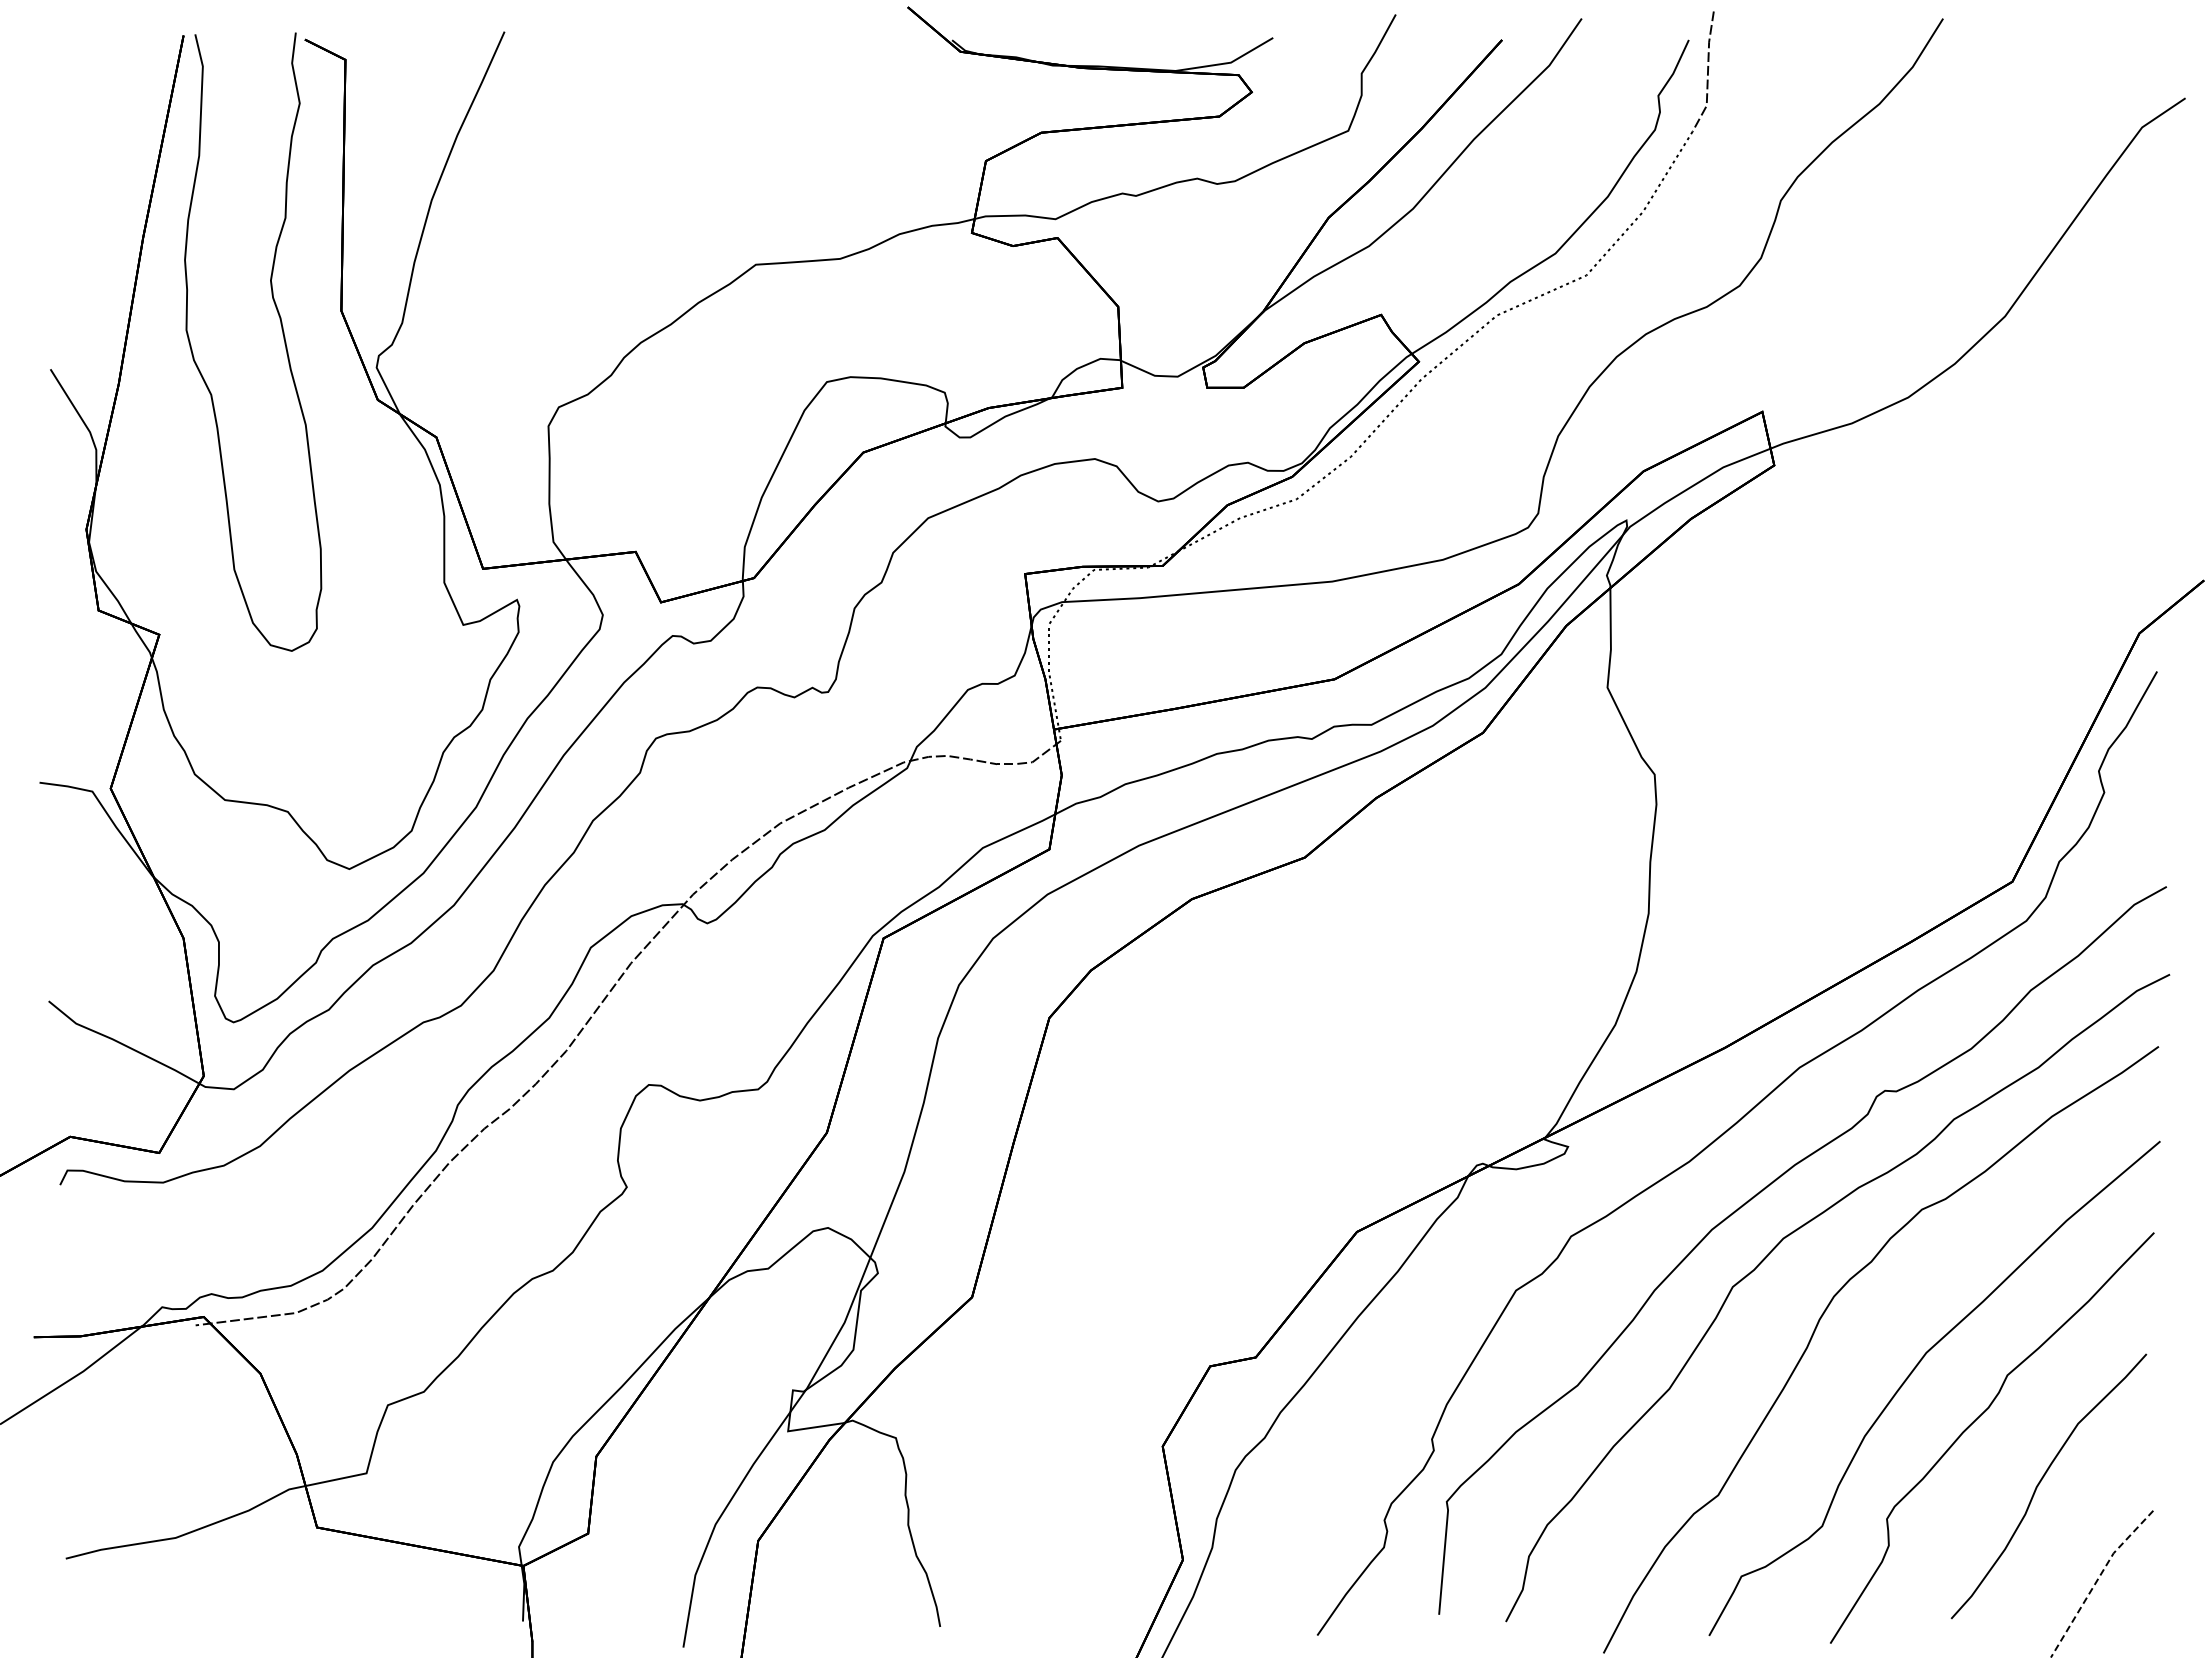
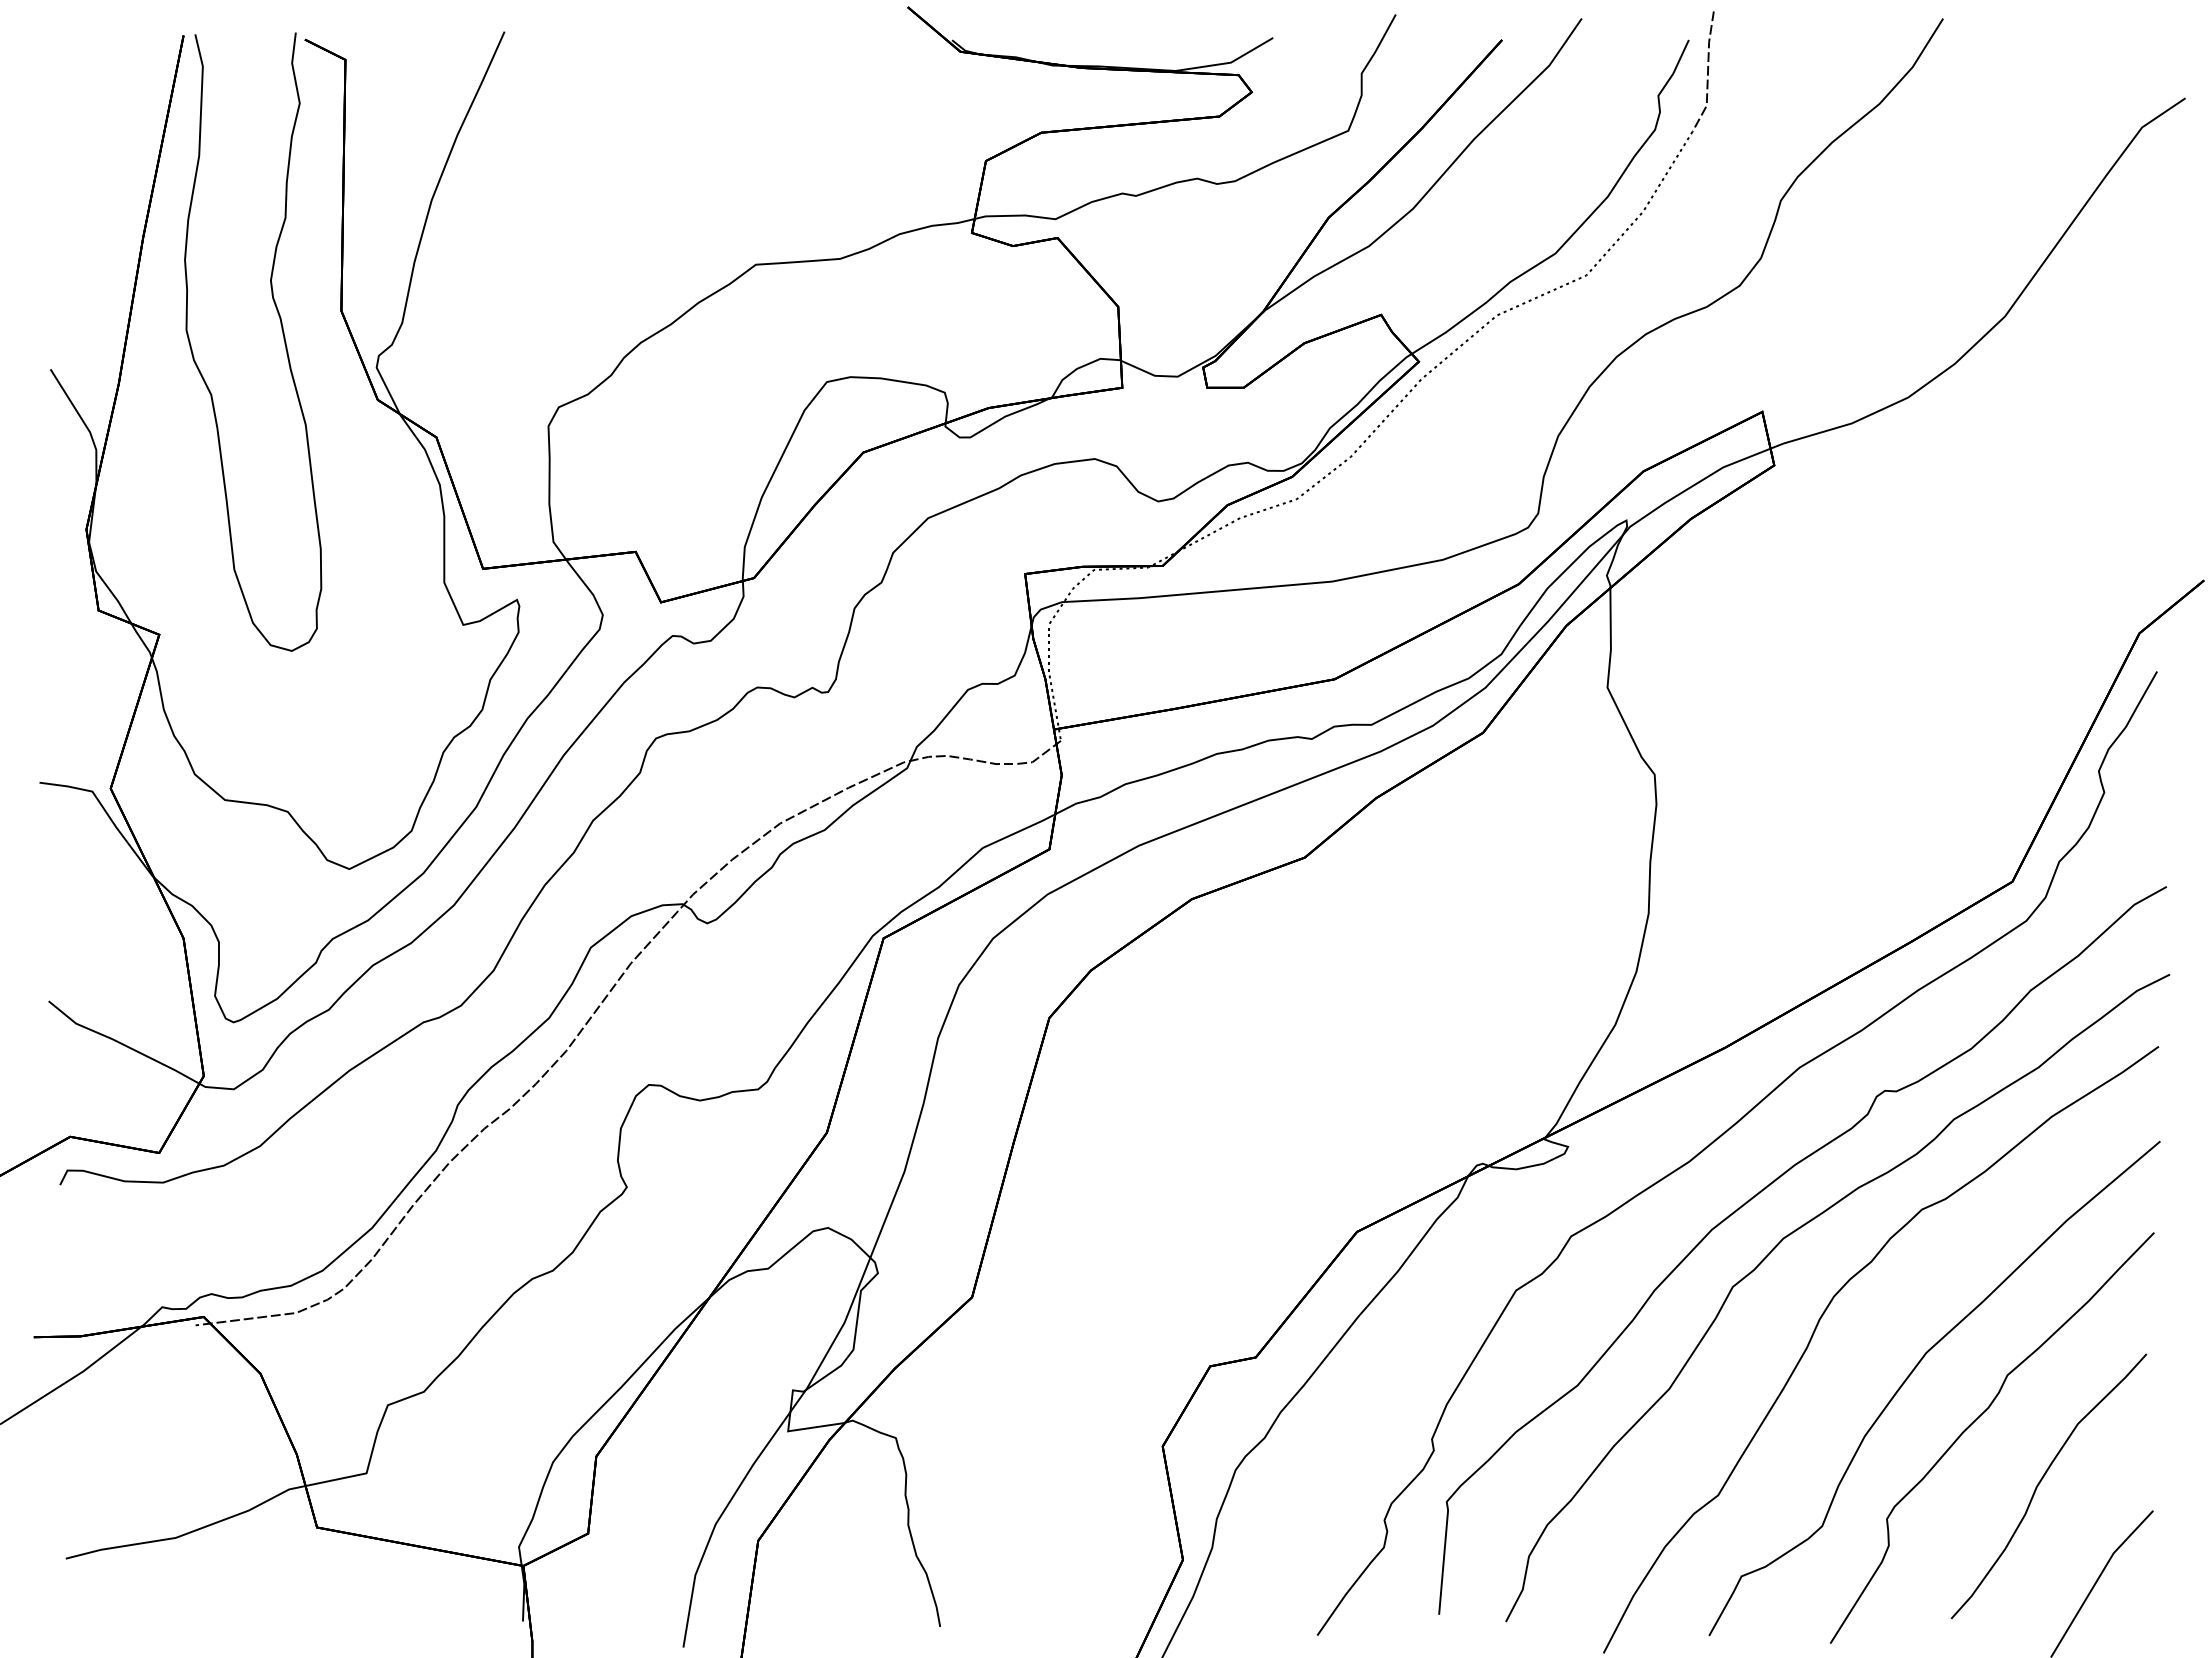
line: dashed -> solid (2097, 1579)
